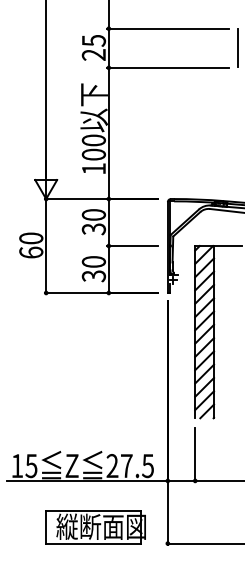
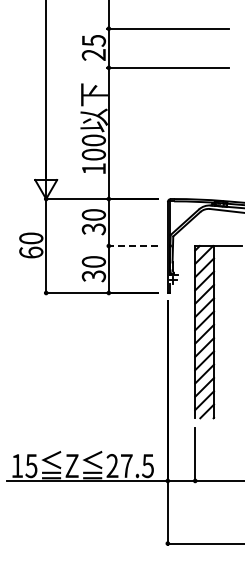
line: present -> none (237, 48)
line: solid -> dashed (132, 246)
part: present -> none (95, 527)
